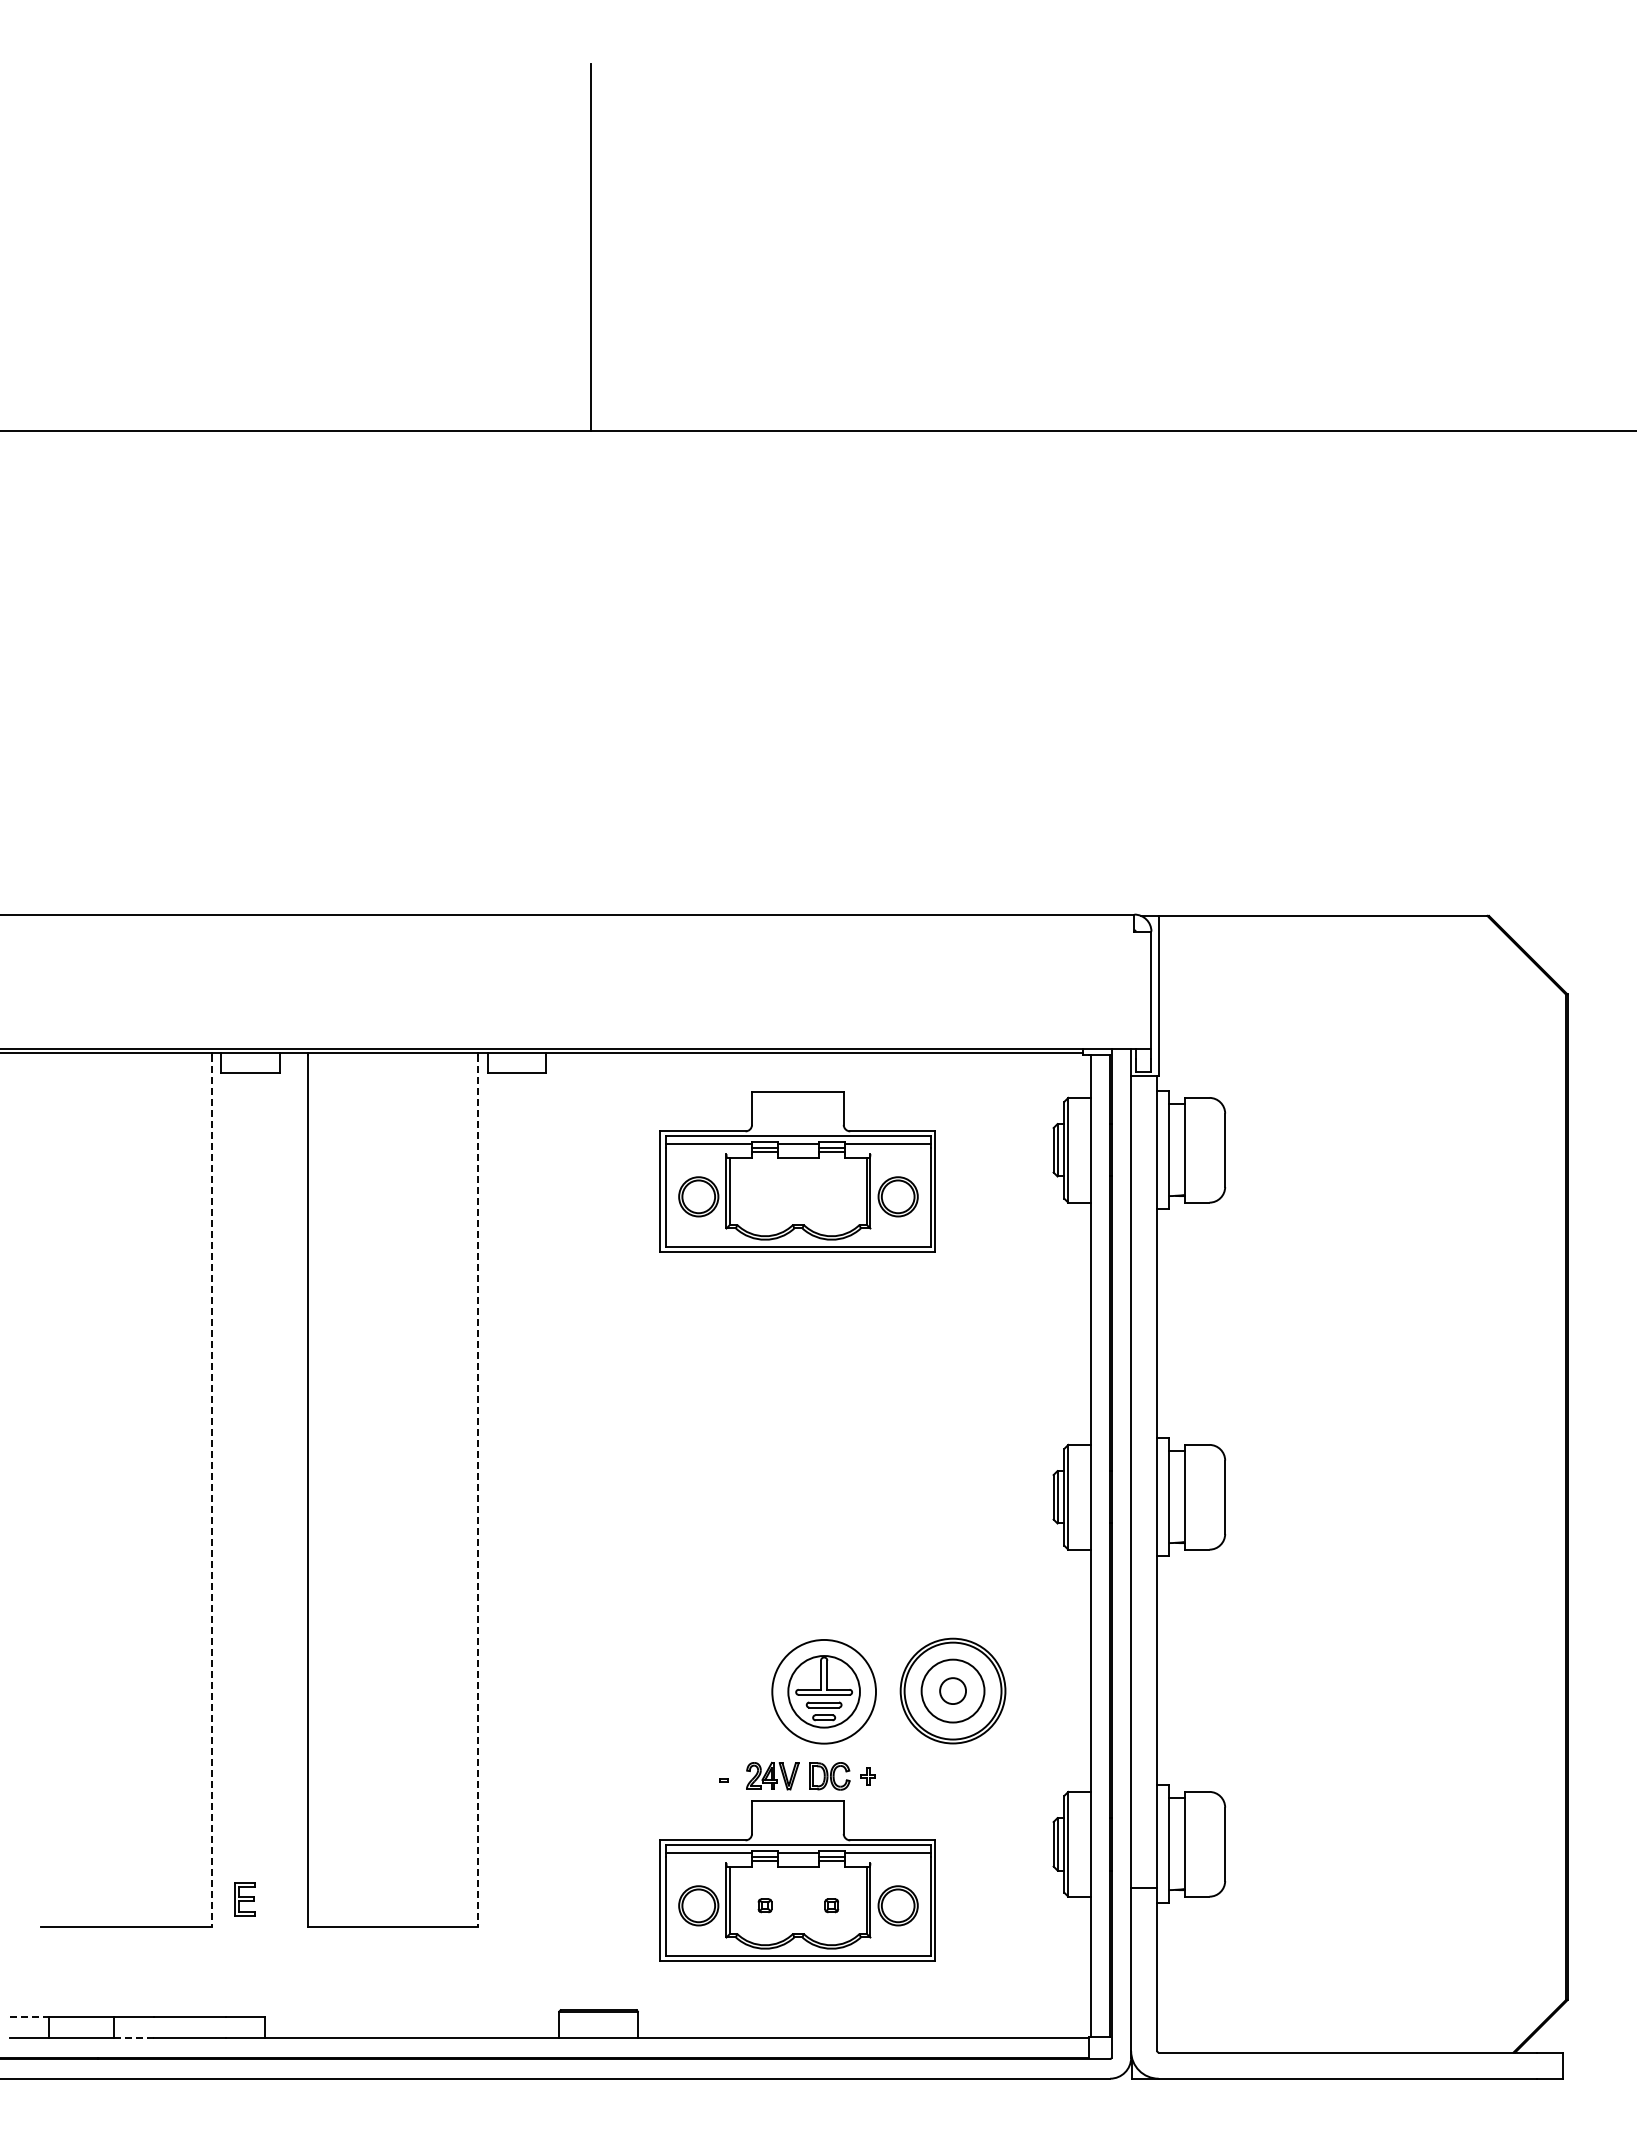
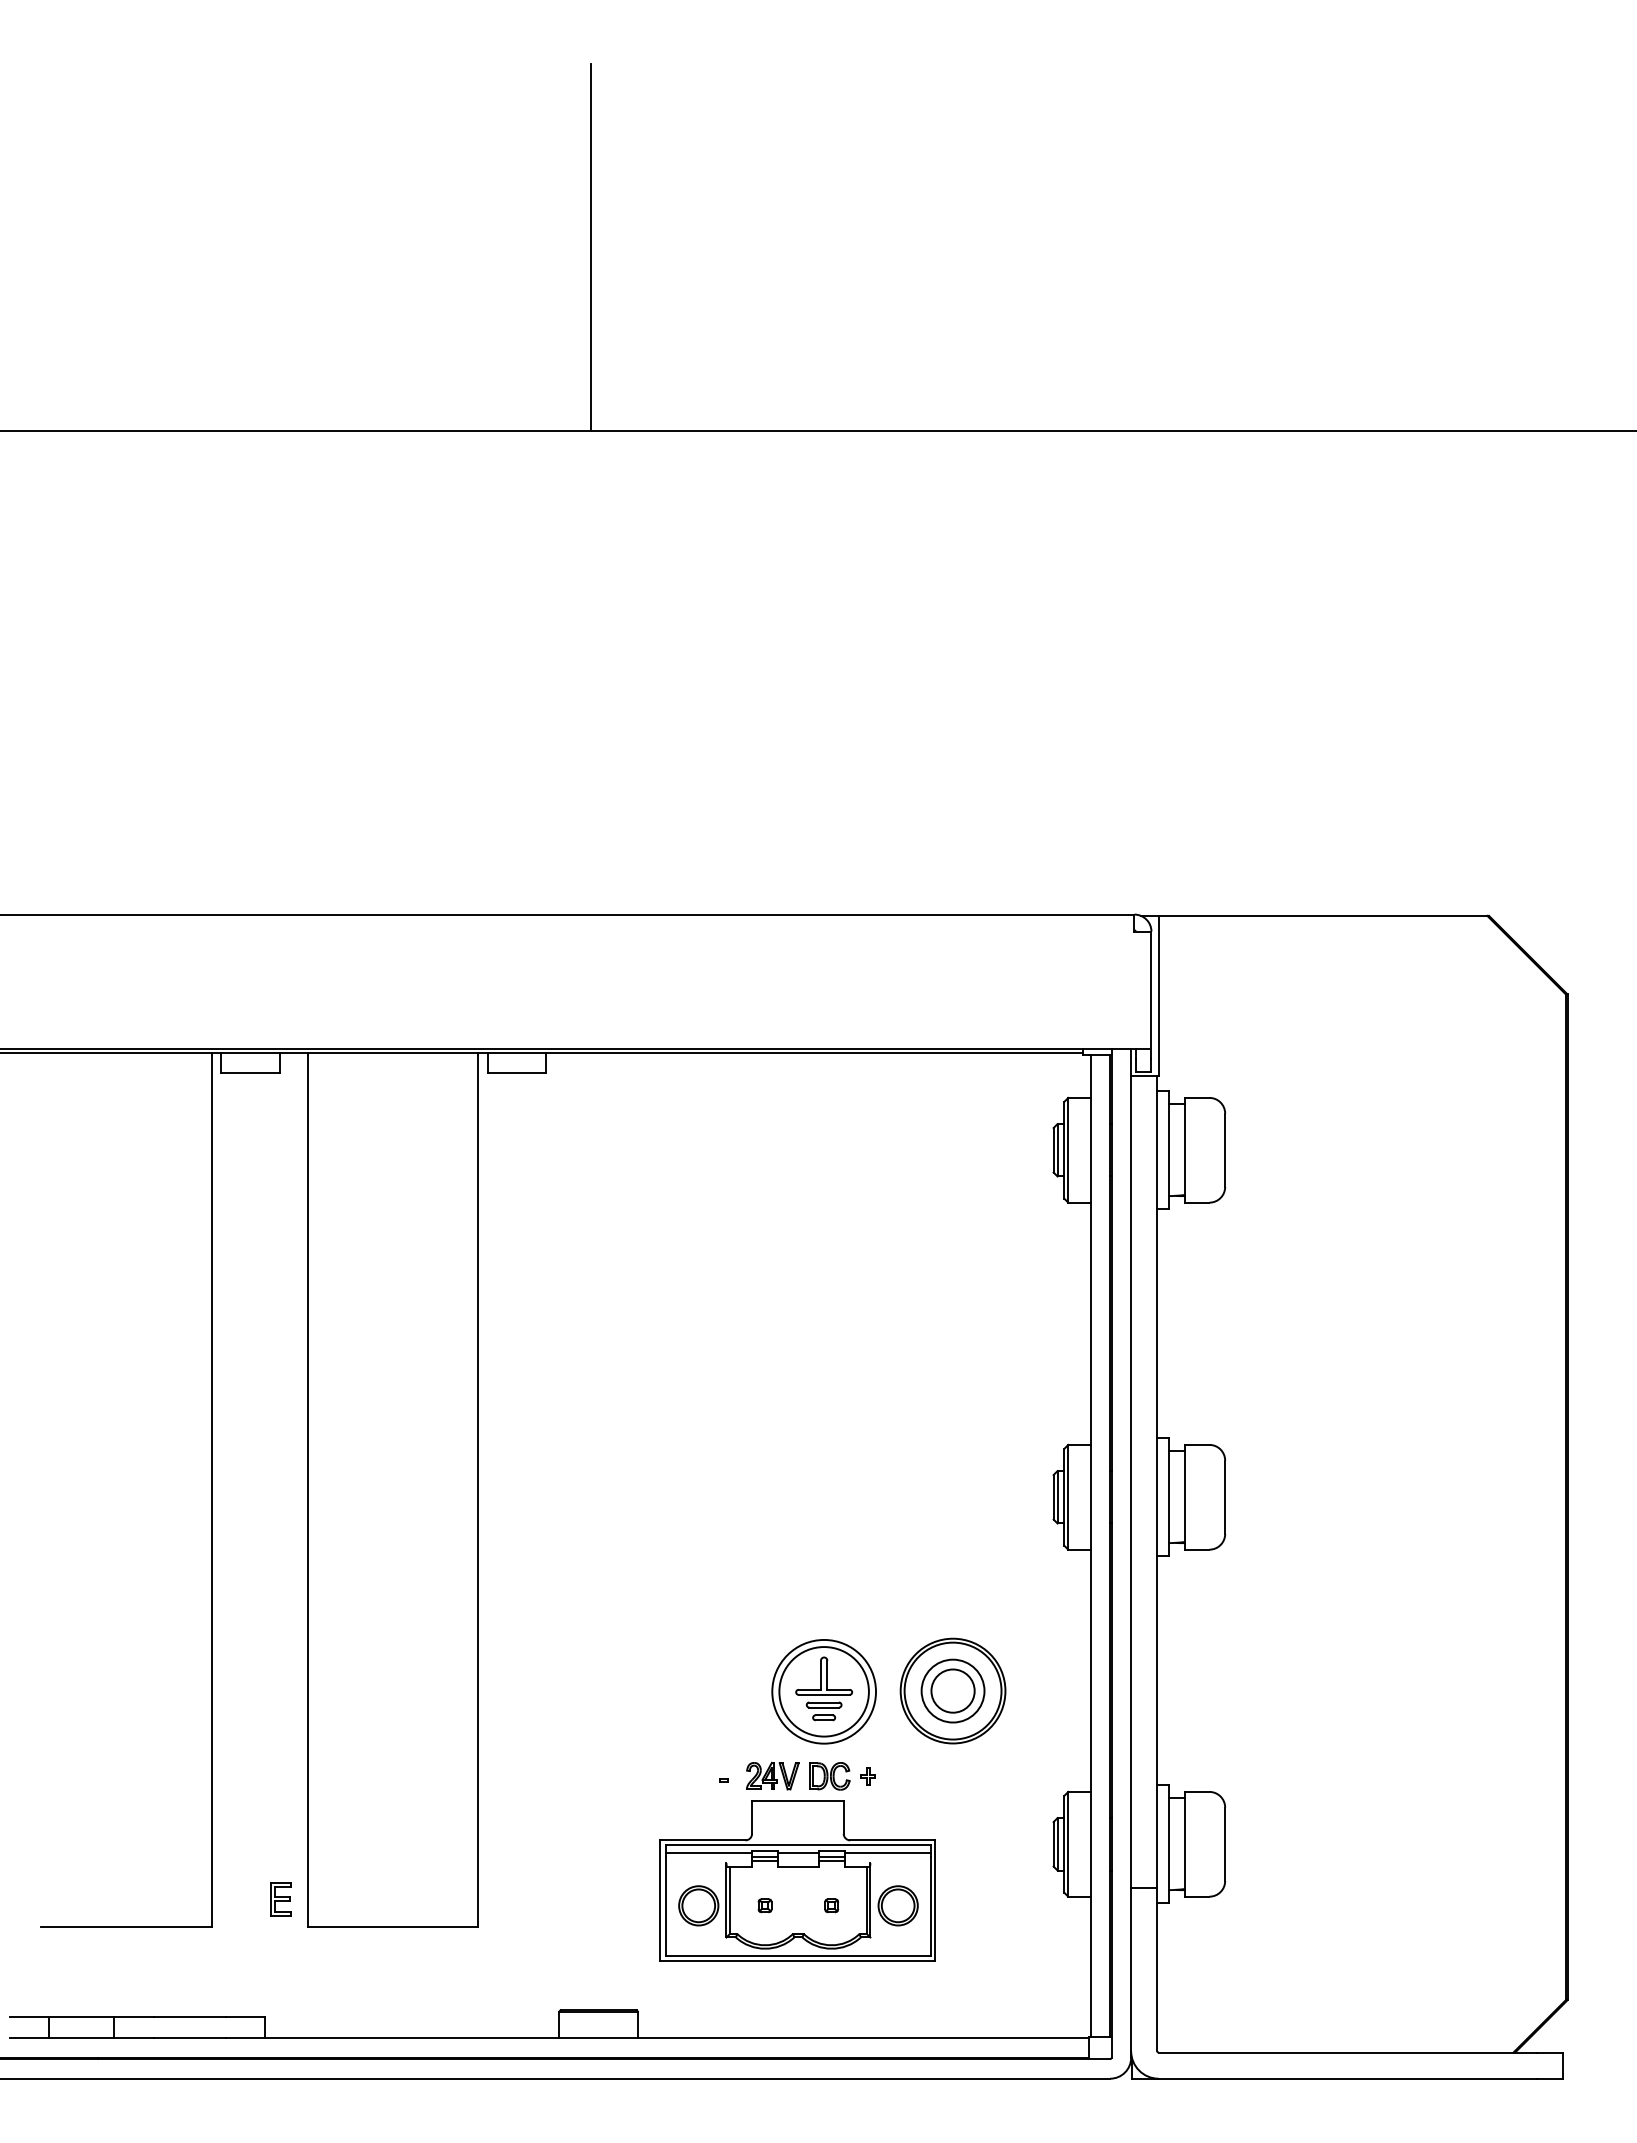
part: present -> none (797, 1171)
line: dashed -> solid (211, 1491)
line: dashed -> solid (477, 1491)
circle diameter: 72 px -> 90 px (823, 1691)
circle diameter: 26 px -> 43 px (952, 1690)
part position: (244, 1899) -> (280, 1899) (280, 1899)
line: dashed -> solid (29, 2017)
line: dashed -> solid (134, 2038)
